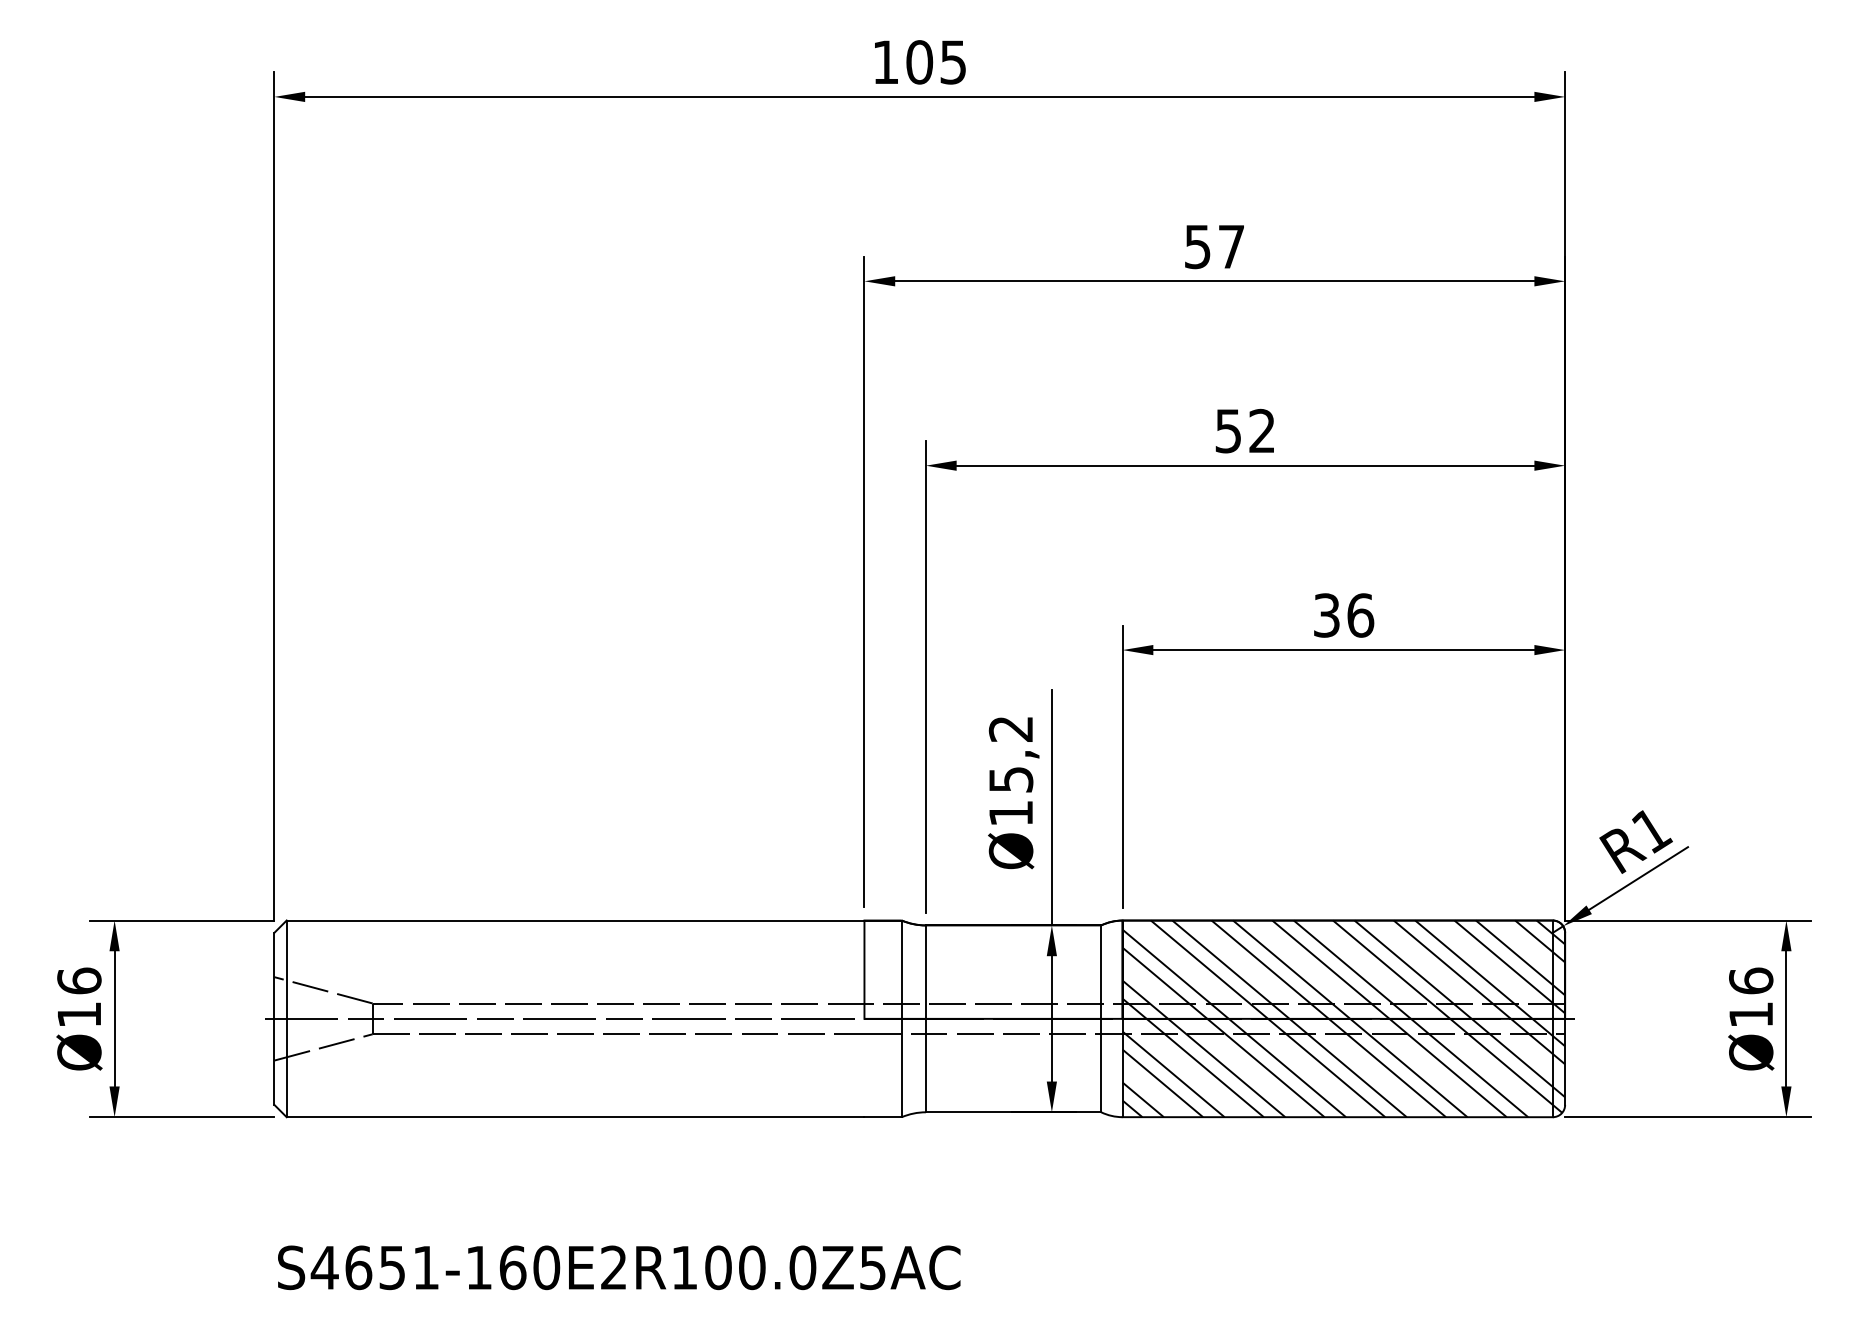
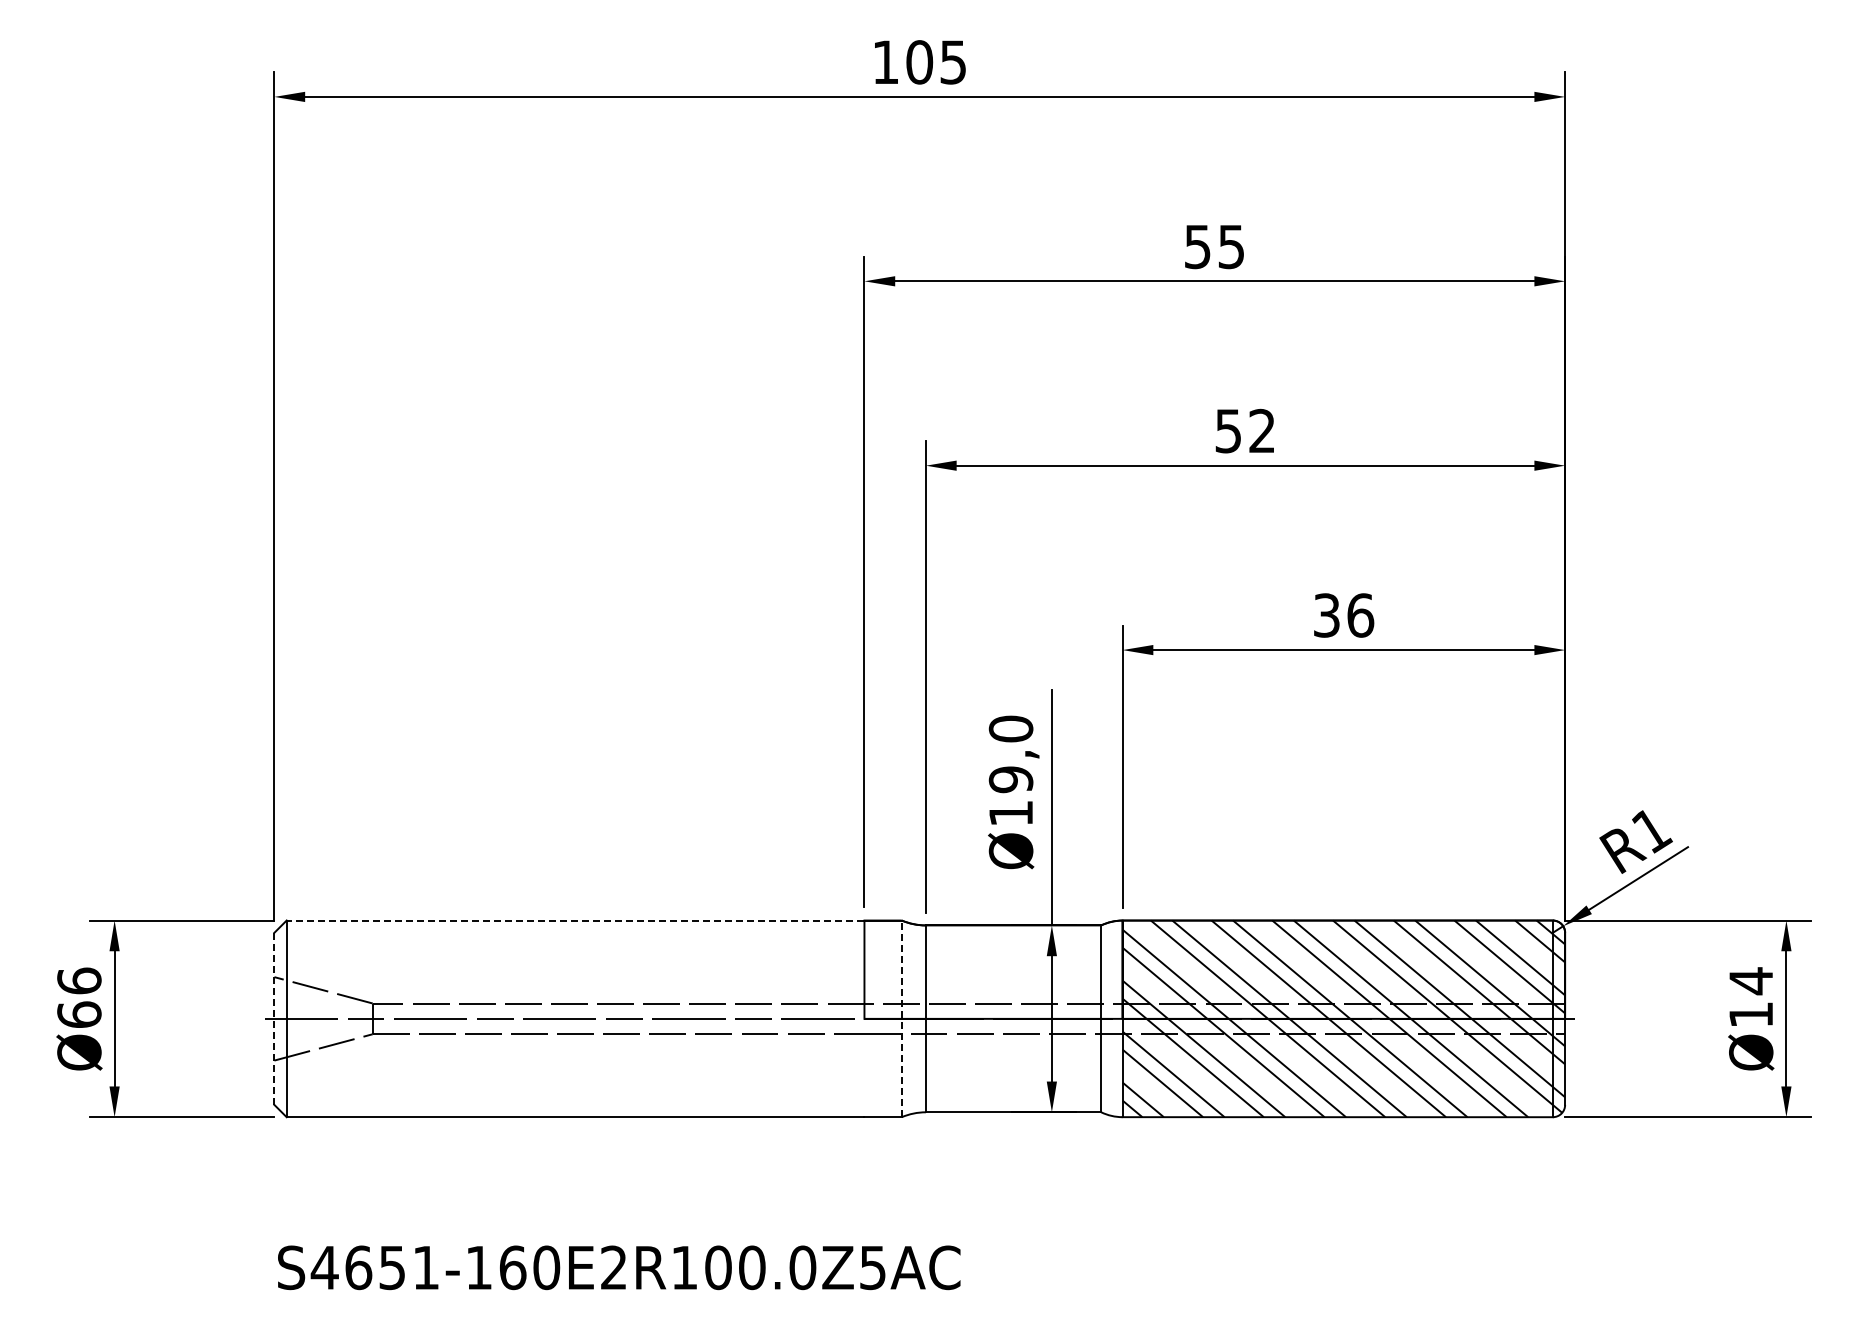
text: 57 -> 55 (1230, 247)
text: Ø15,2 -> Ø19,0 (1010, 754)
line: solid -> dashed (575, 920)
text: Ø16 -> Ø14 (1751, 981)
text: Ø16 -> Ø66 (79, 1014)
line: solid -> dashed (274, 1018)
line: solid -> dashed (901, 1018)
